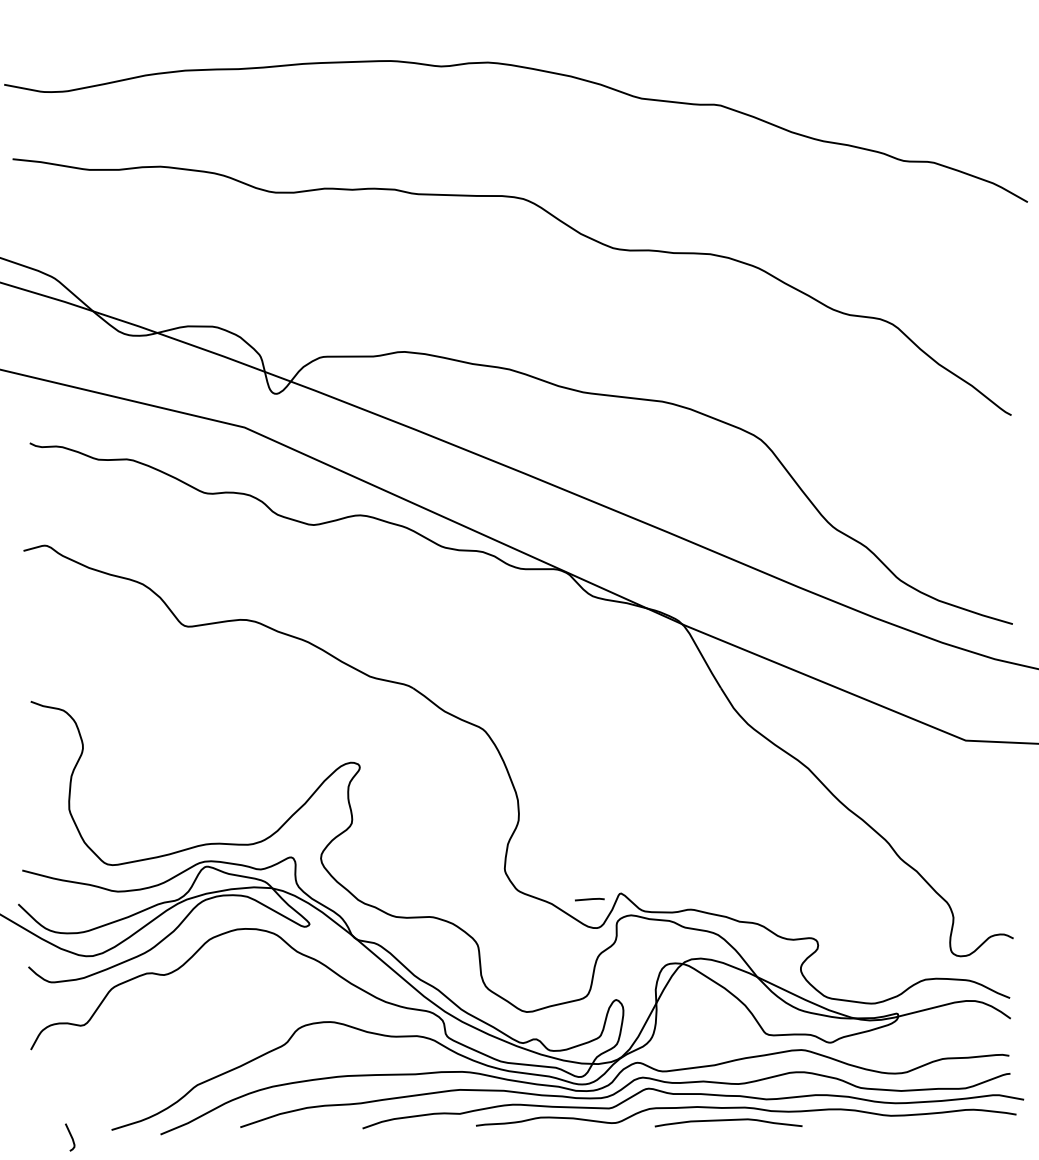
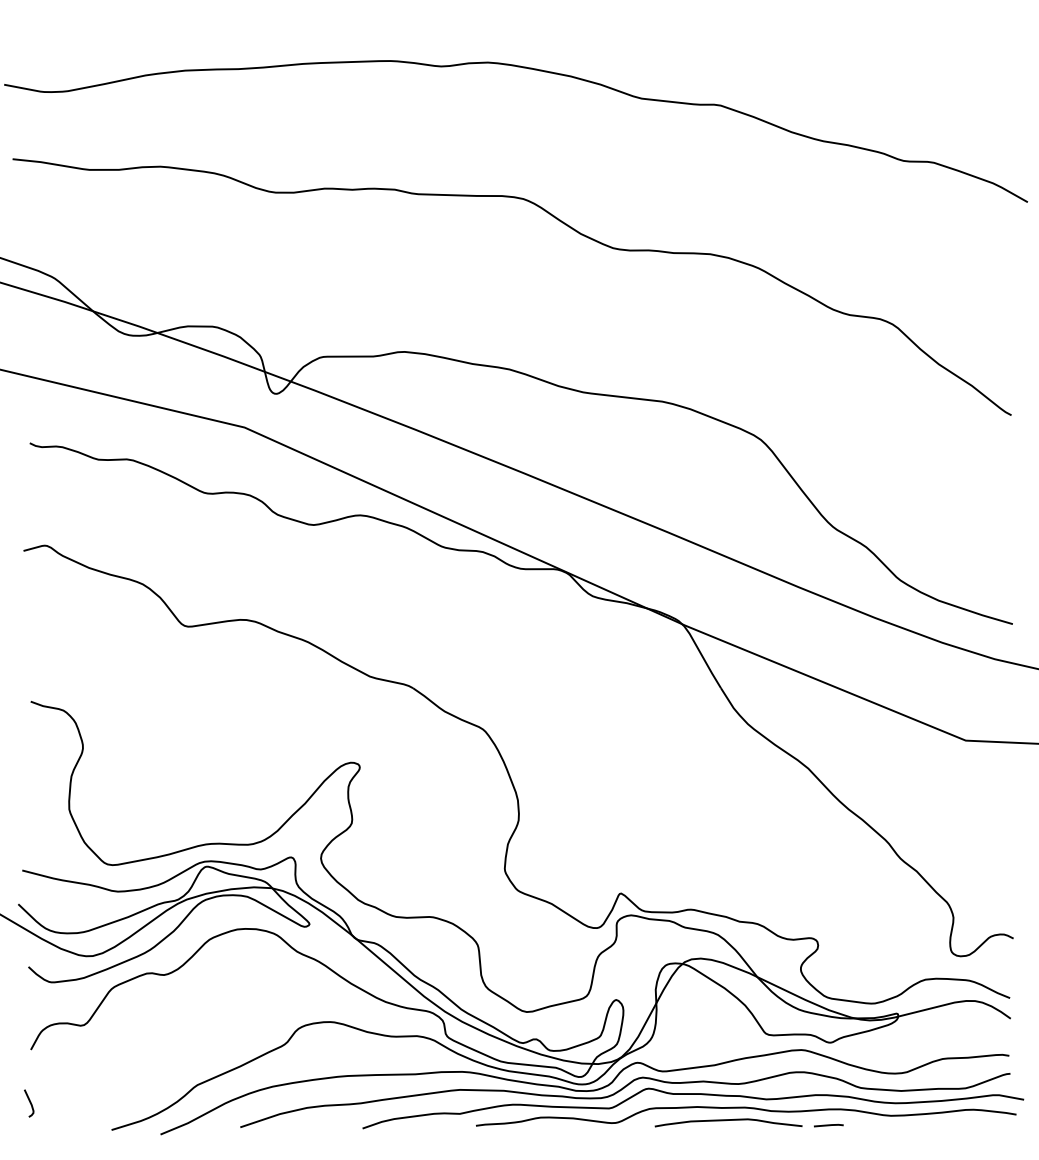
line position: (589, 899) -> (828, 1125) (828, 1125)
curve position: (70, 1136) -> (29, 1102) (29, 1102)
